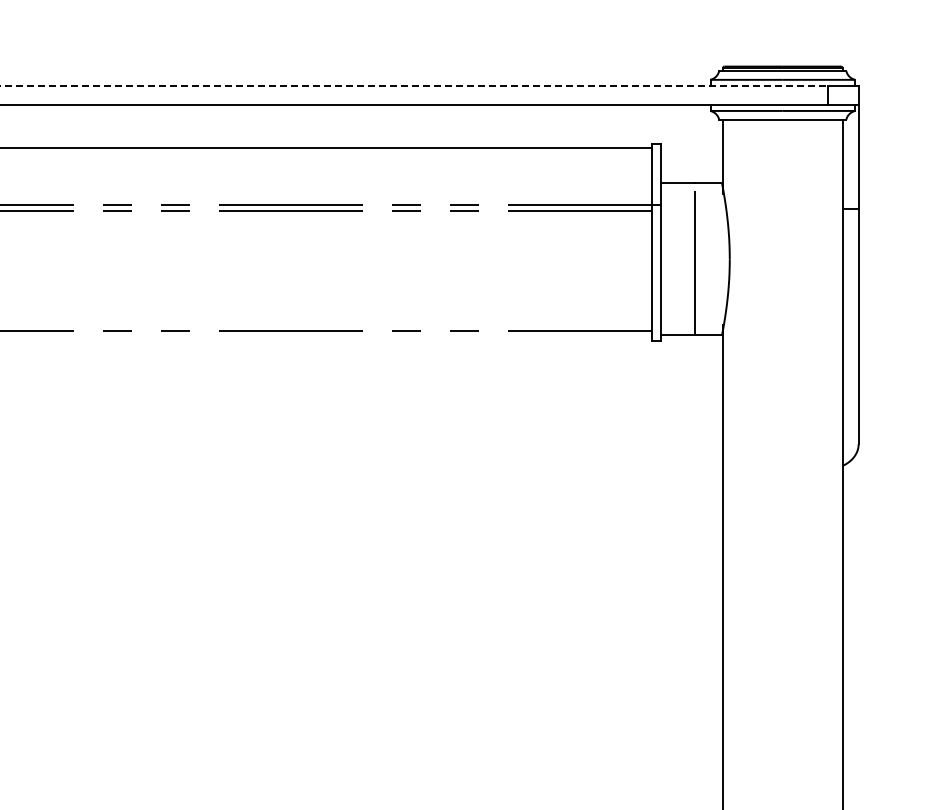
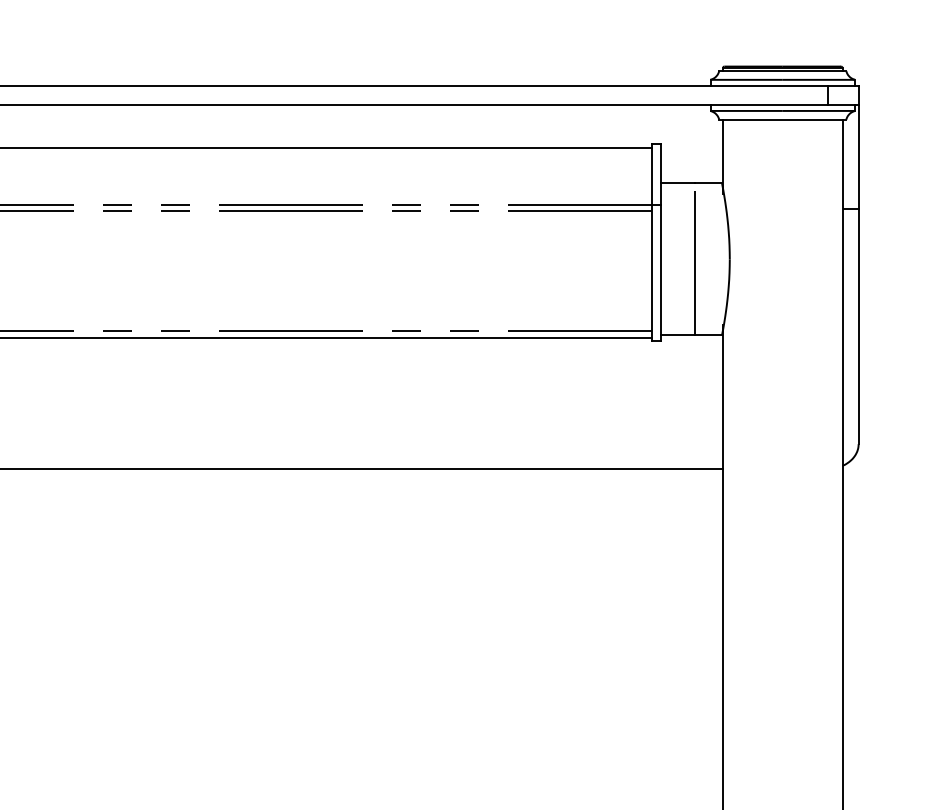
line: dashed -> solid (414, 86)
line: none -> present (327, 337)
line: none -> present (362, 468)
